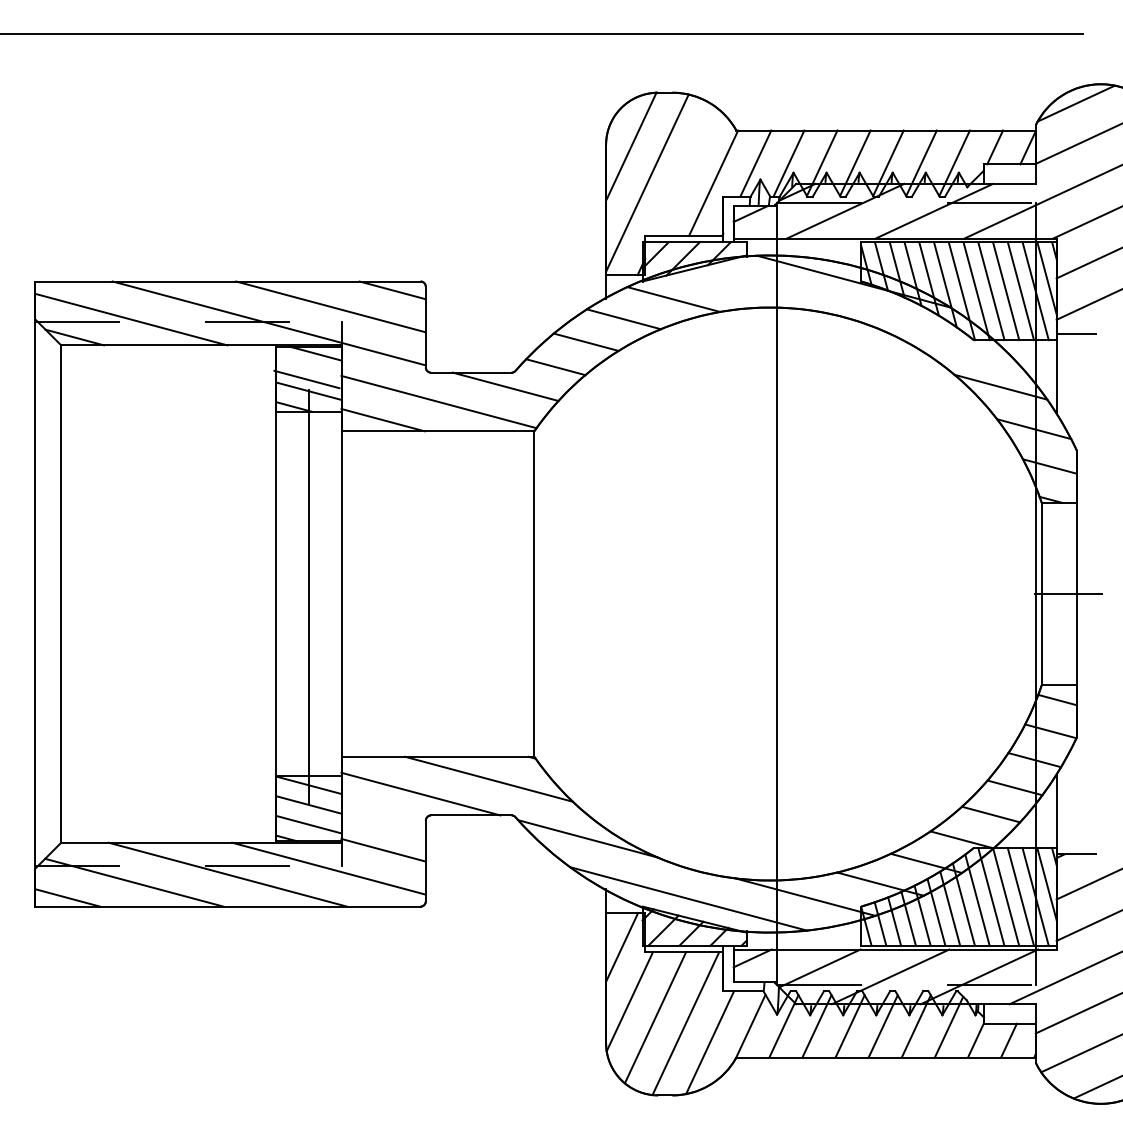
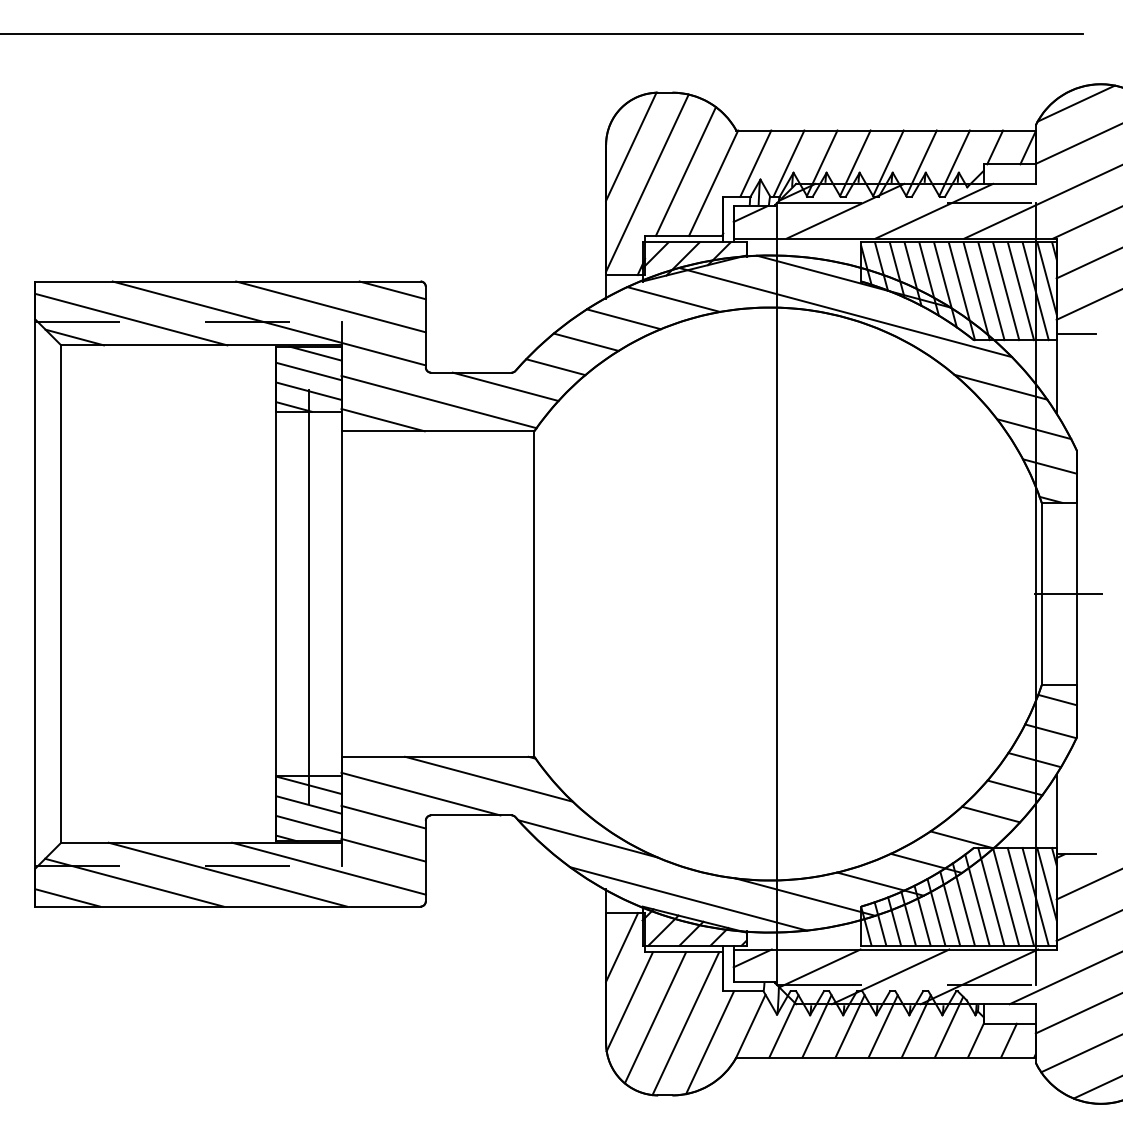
line: none -> present (685, 171)
line: none -> present (845, 312)
line position: (306, 379) -> (308, 371) (308, 371)
line: none -> present (383, 816)
